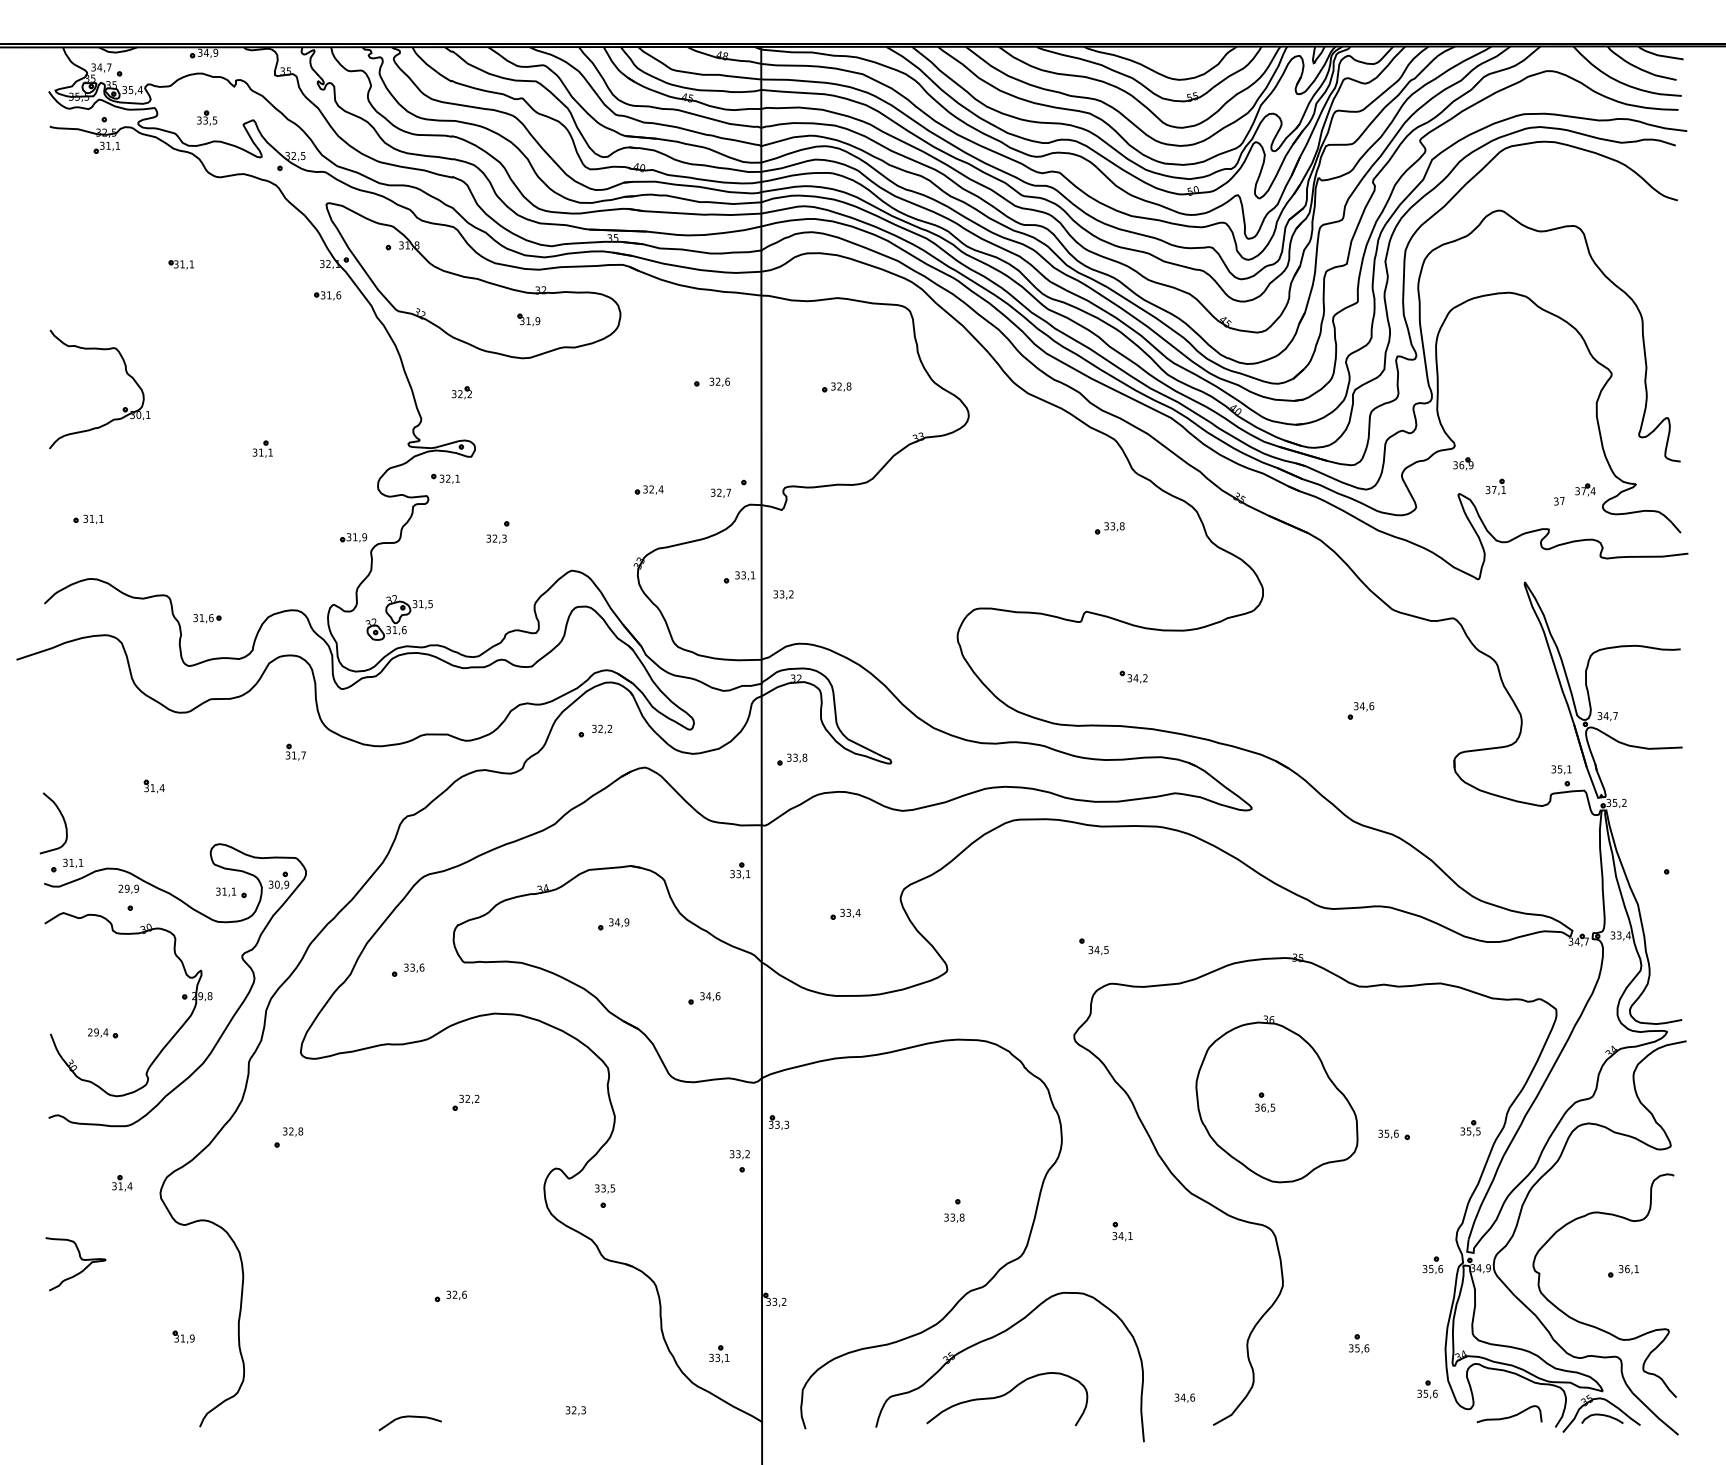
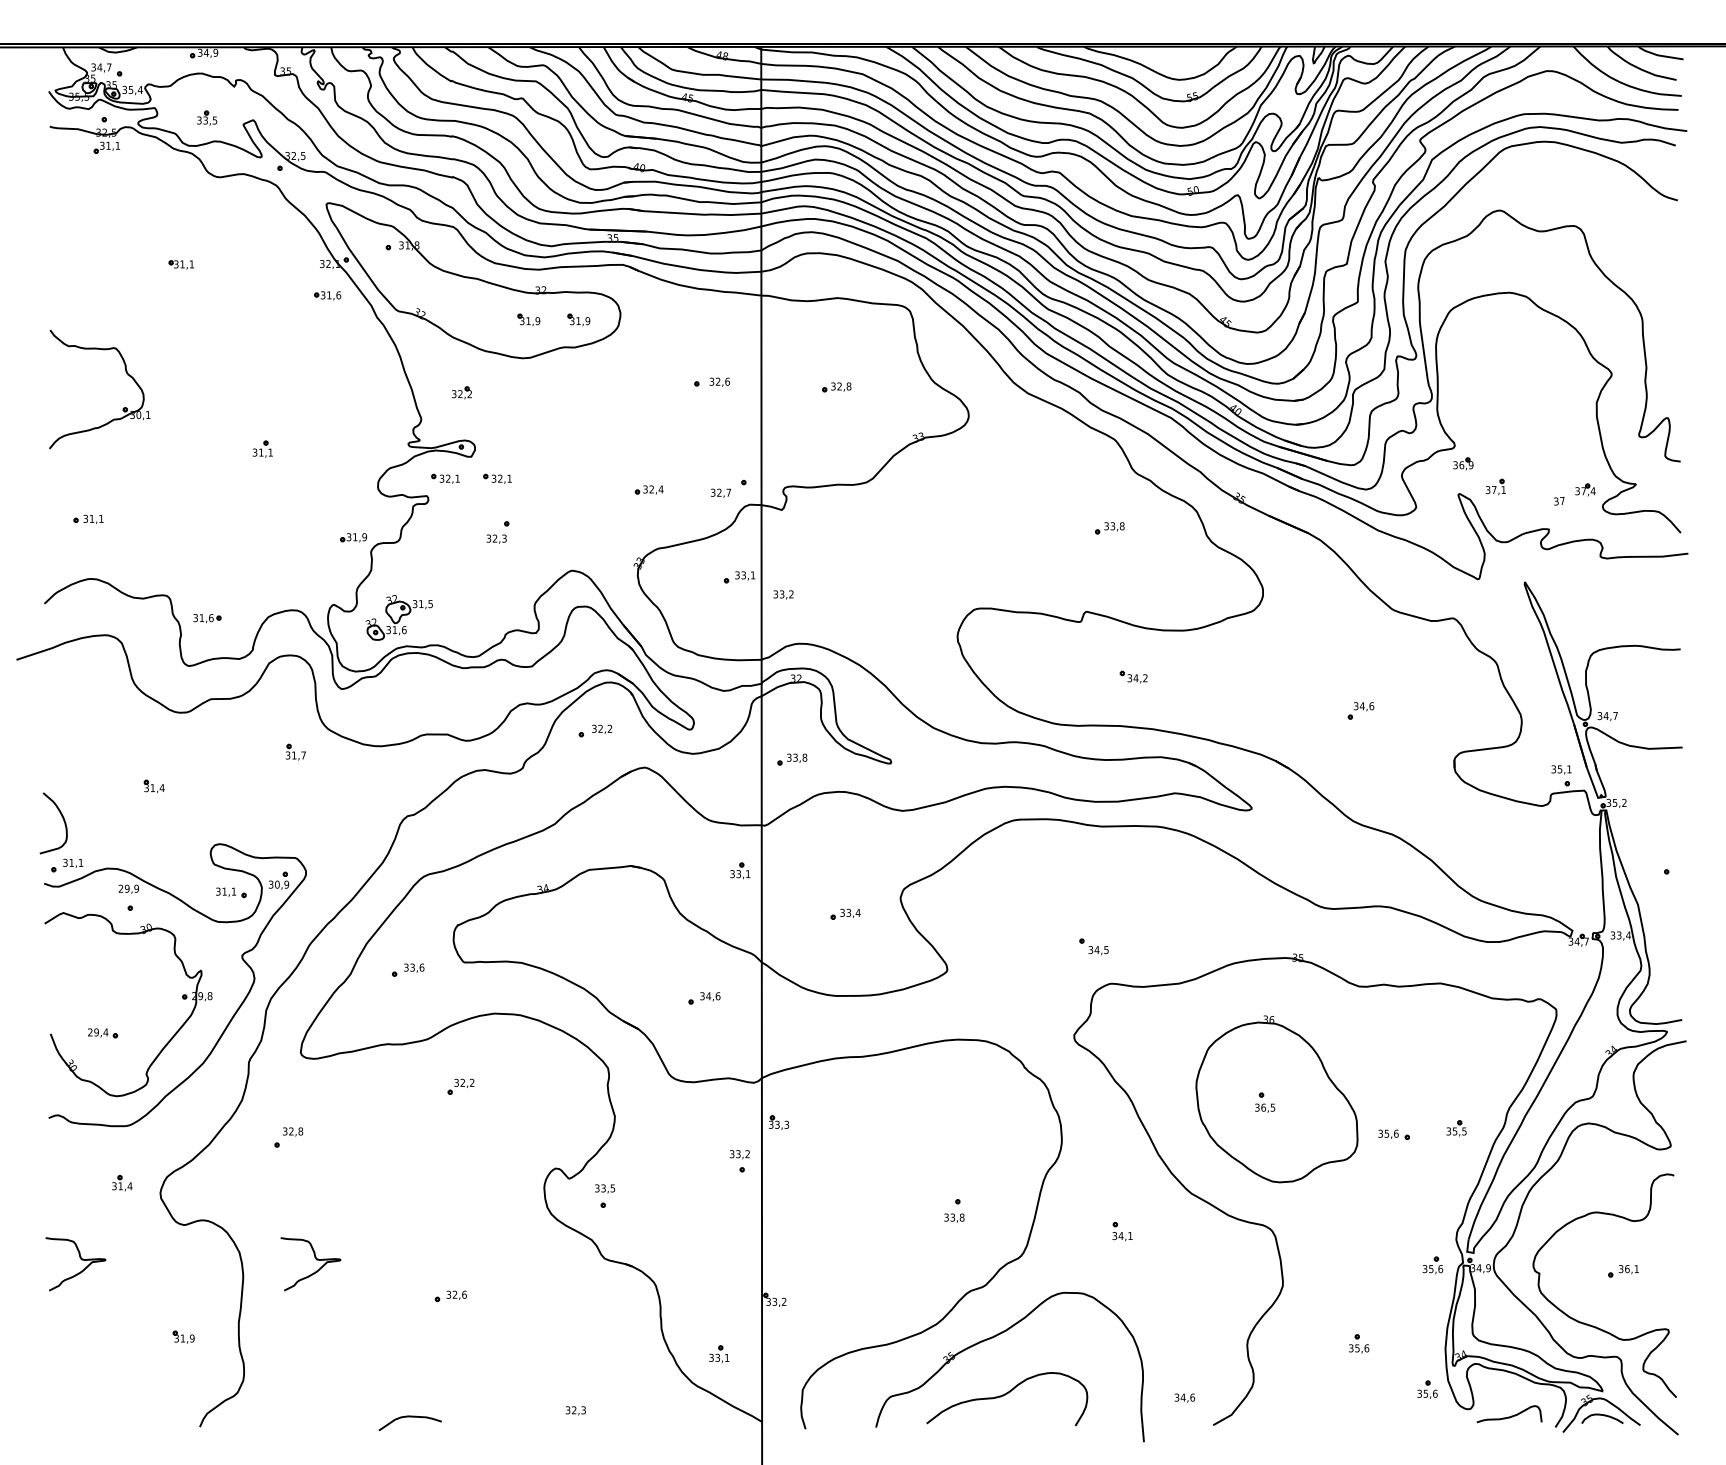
part: none -> present (578, 319)
part: none -> present (497, 478)
part: present -> none (613, 924)
part position: (465, 1102) -> (460, 1086) (460, 1086)
part position: (1470, 1128) -> (1456, 1128) (1456, 1128)
curve: none -> present (315, 1259)
